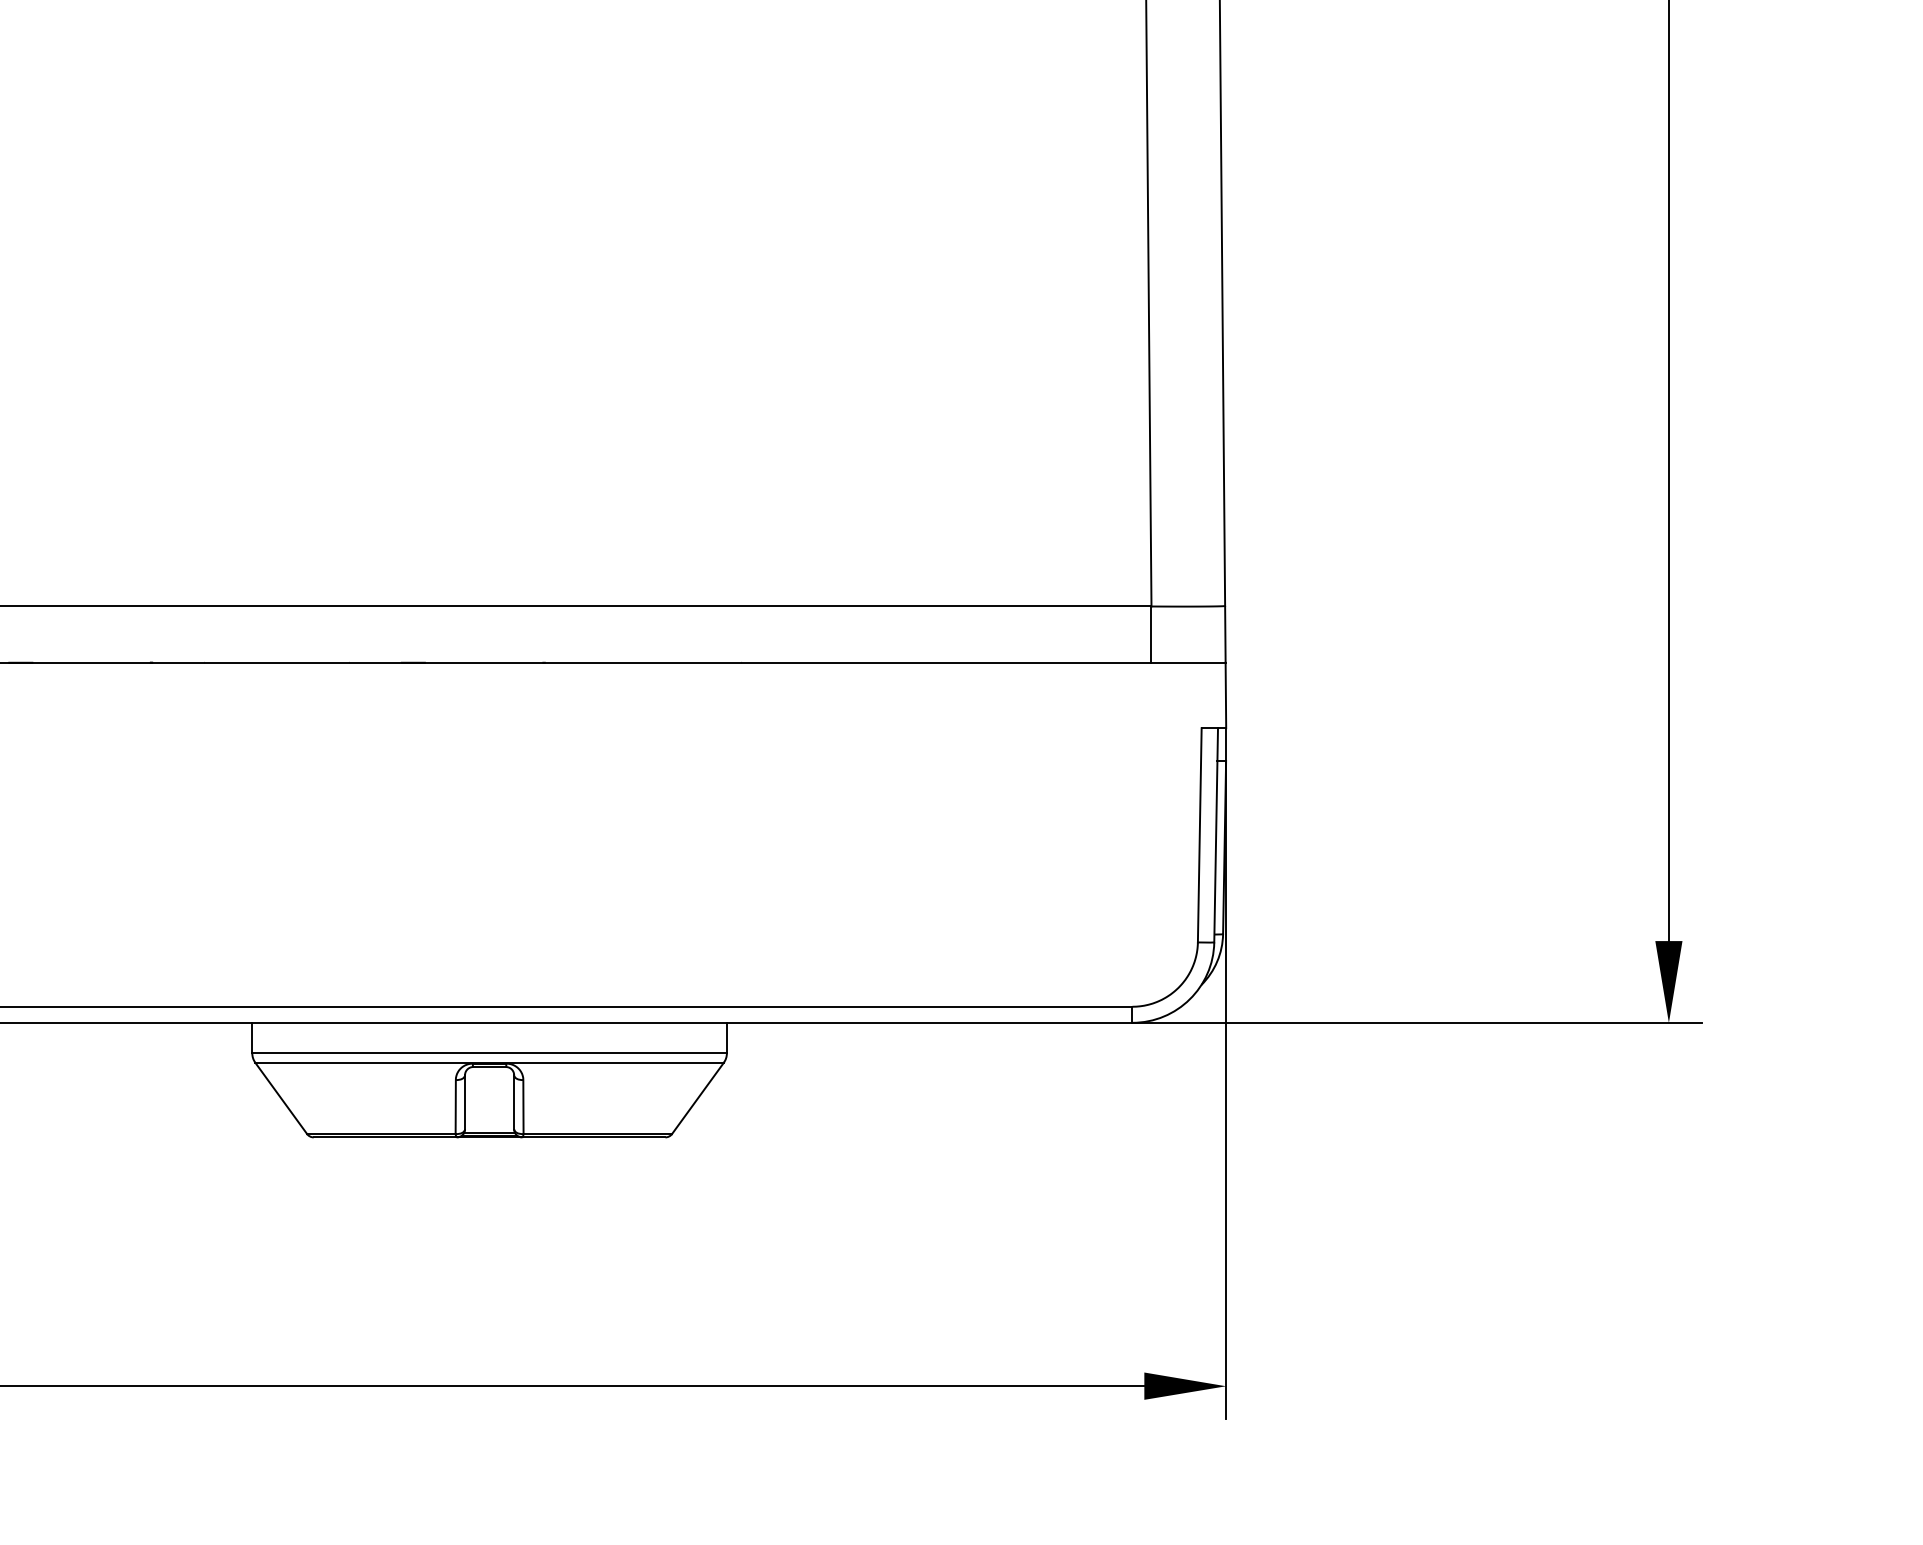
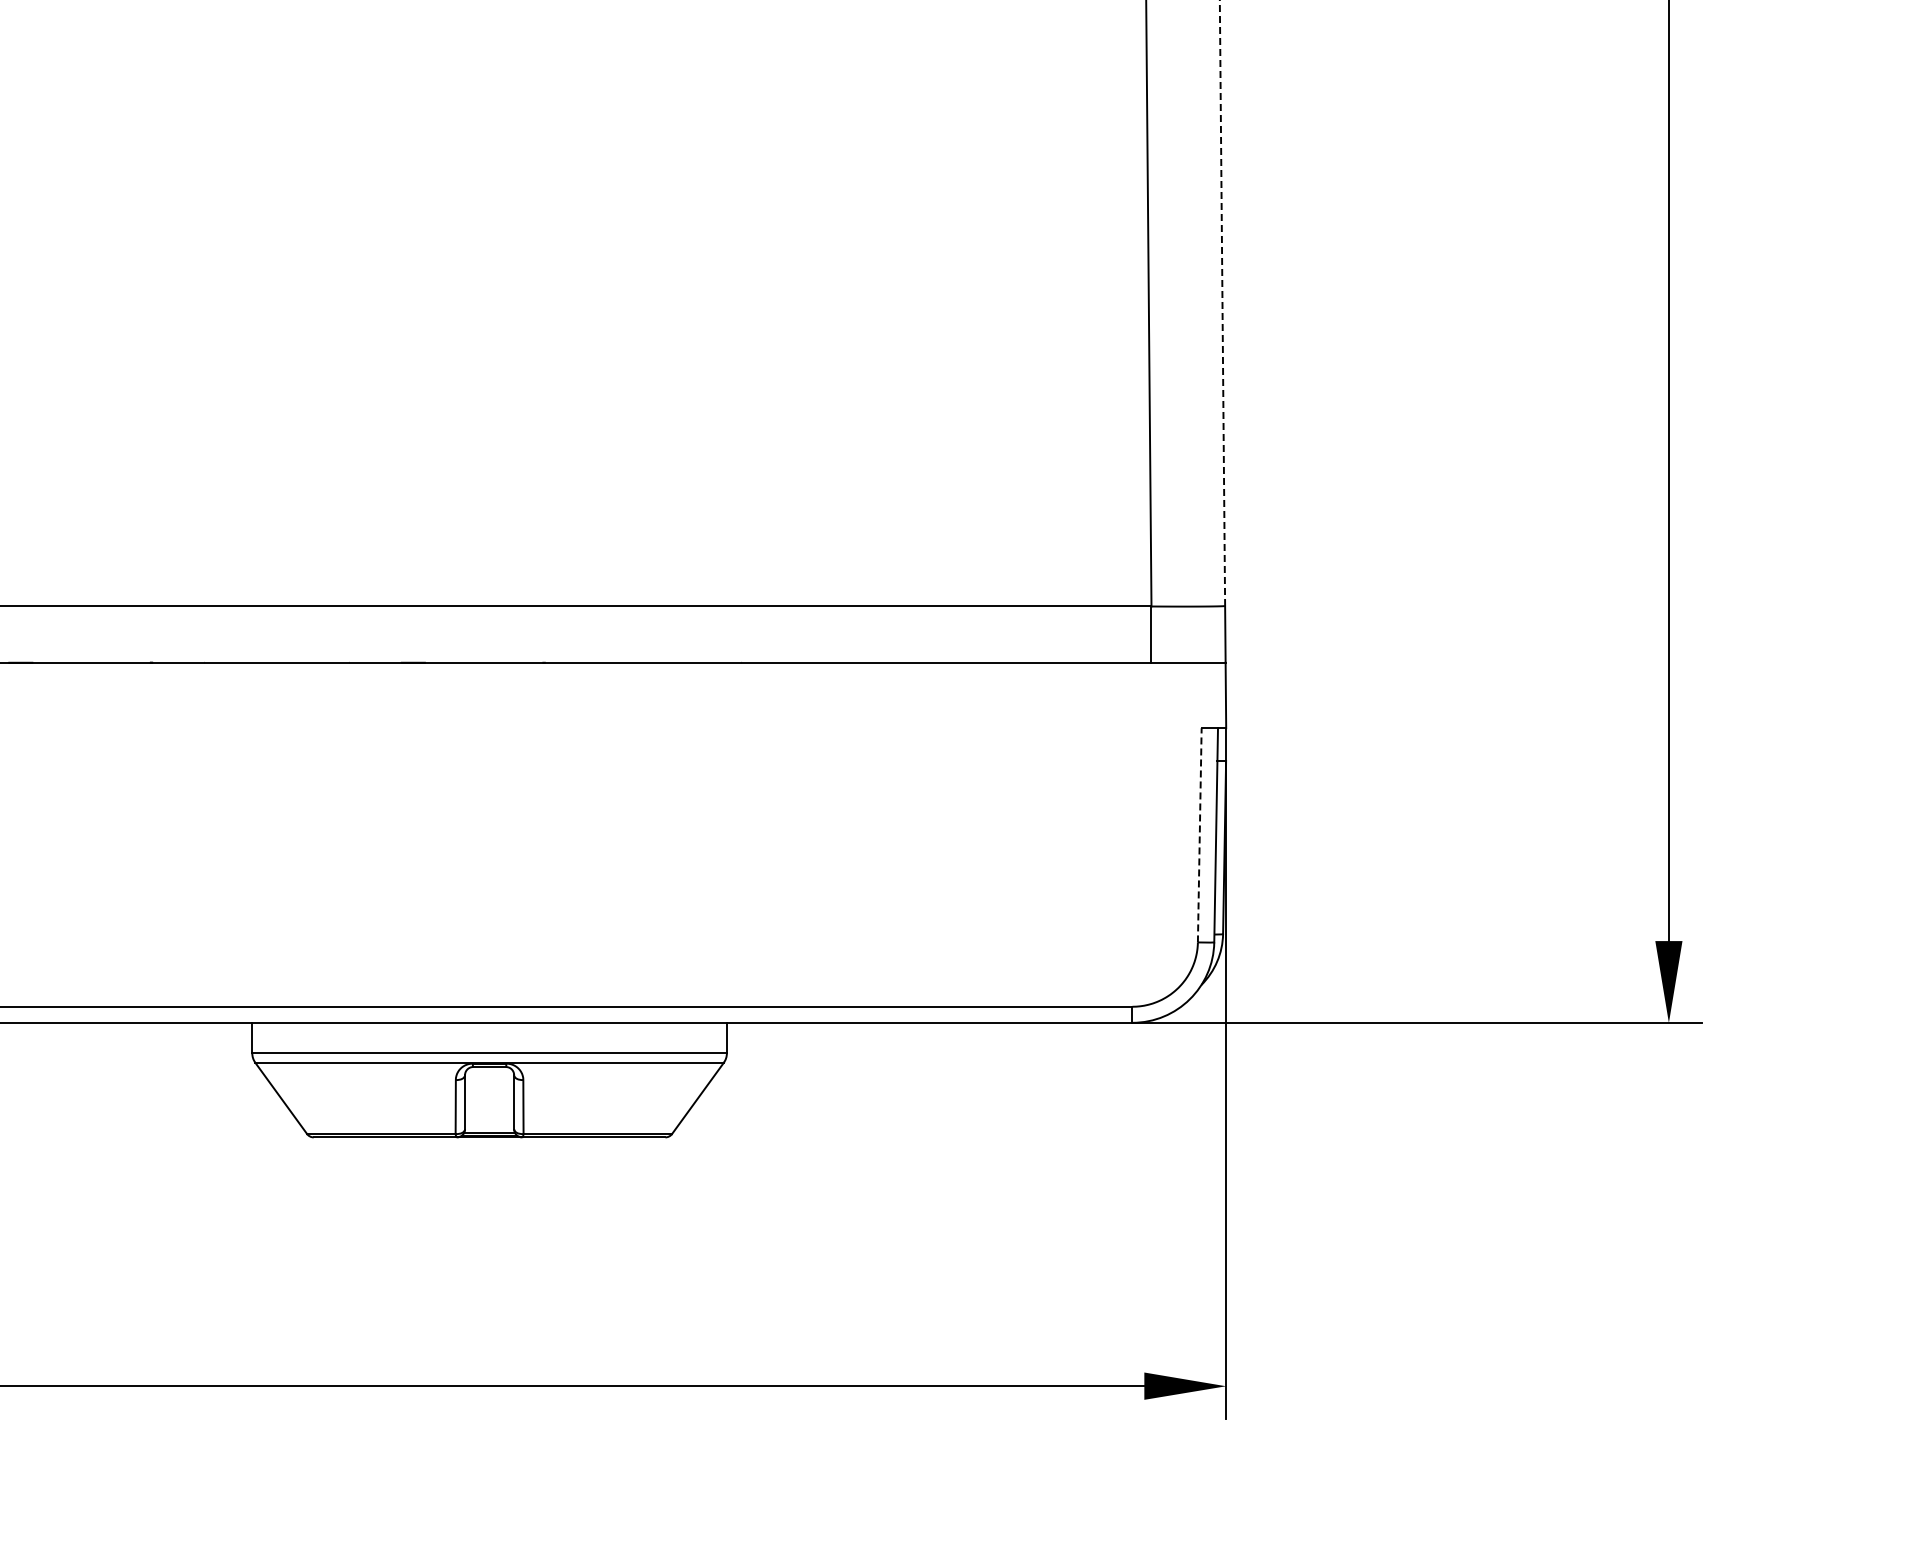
line: solid -> dashed (1222, 303)
line: solid -> dashed (1199, 834)
